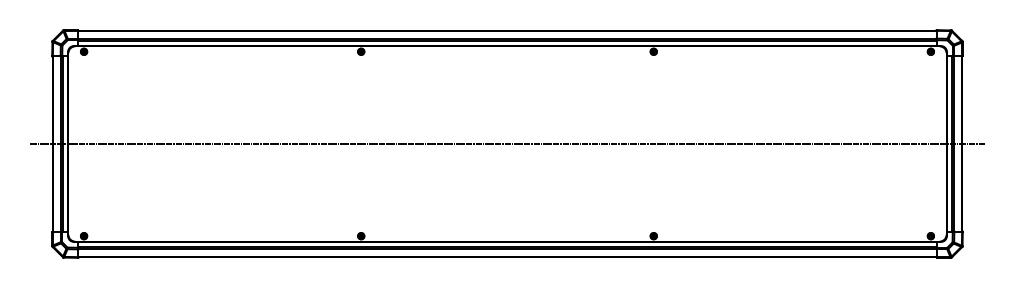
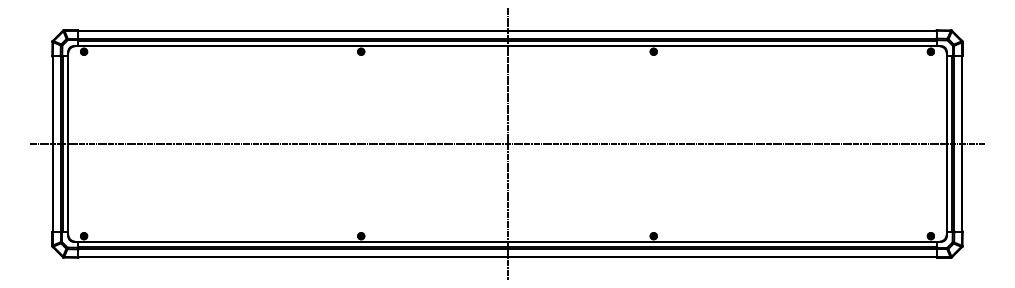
line: none -> present (507, 143)
